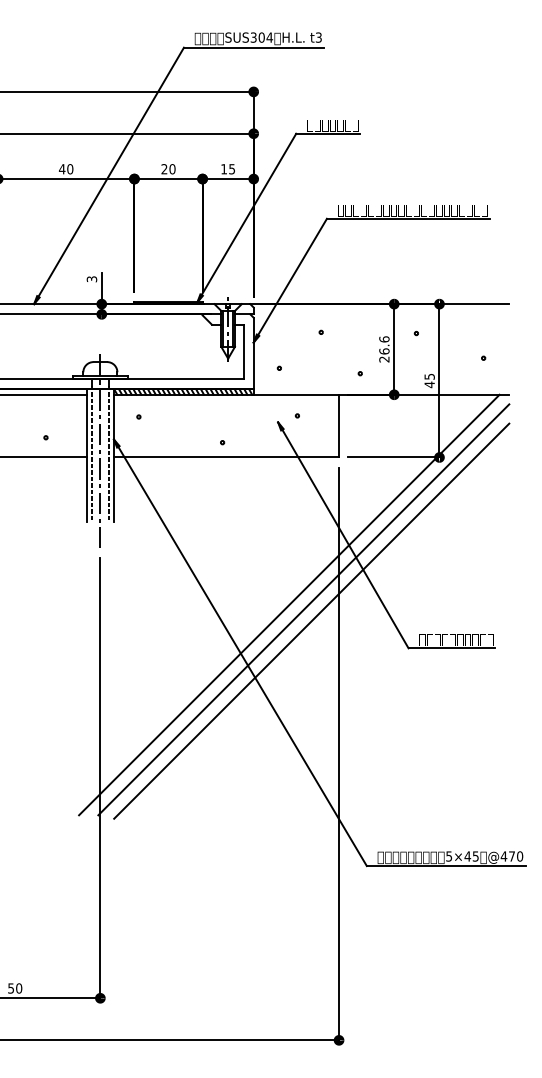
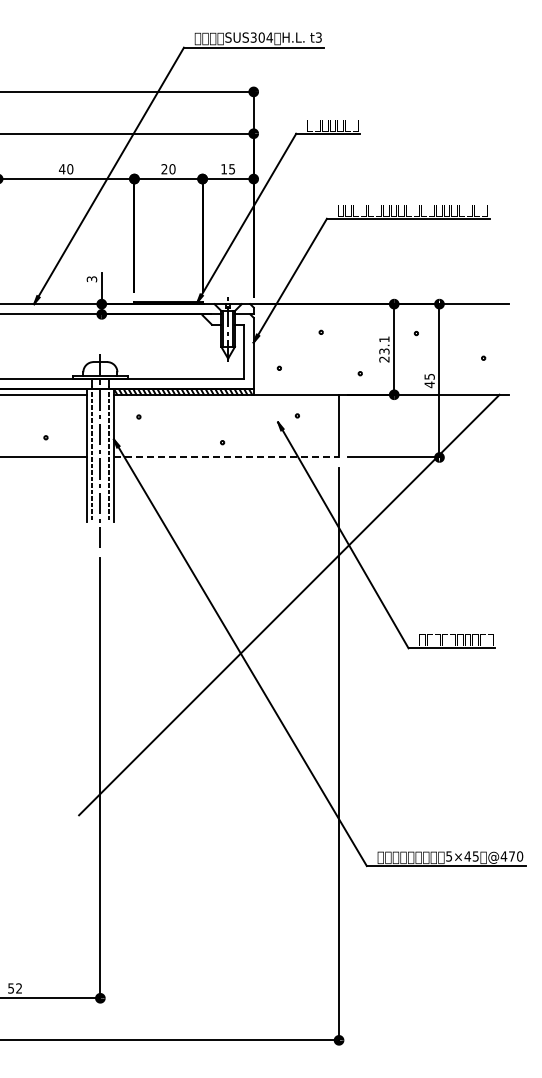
text: 26.6 -> 23.1 (384, 345)
line: solid -> dashed (226, 457)
line: present -> none (303, 609)
line: present -> none (311, 620)
text: 50 -> 52 (19, 988)
